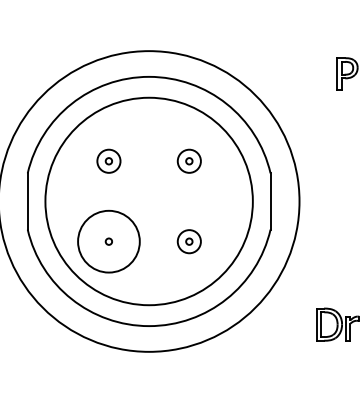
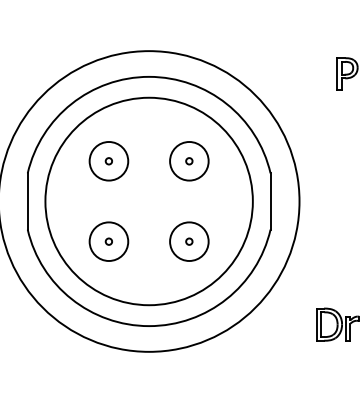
circle diameter: 23 px -> 39 px (108, 161)
circle diameter: 23 px -> 39 px (189, 161)
circle diameter: 62 px -> 39 px (108, 241)
circle diameter: 23 px -> 39 px (189, 241)
